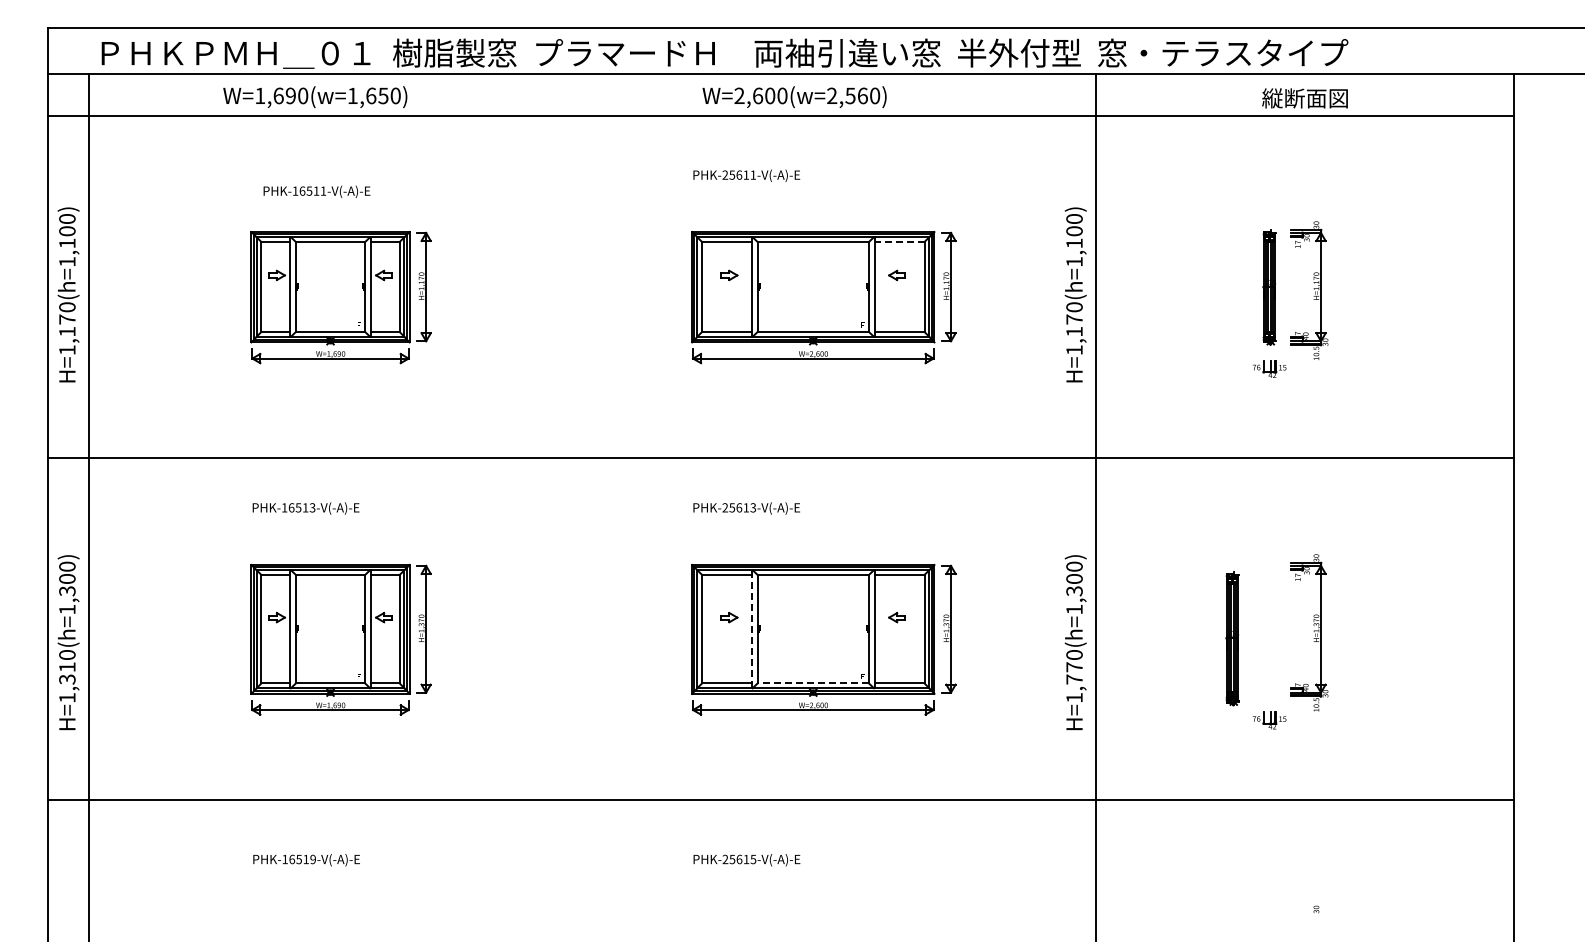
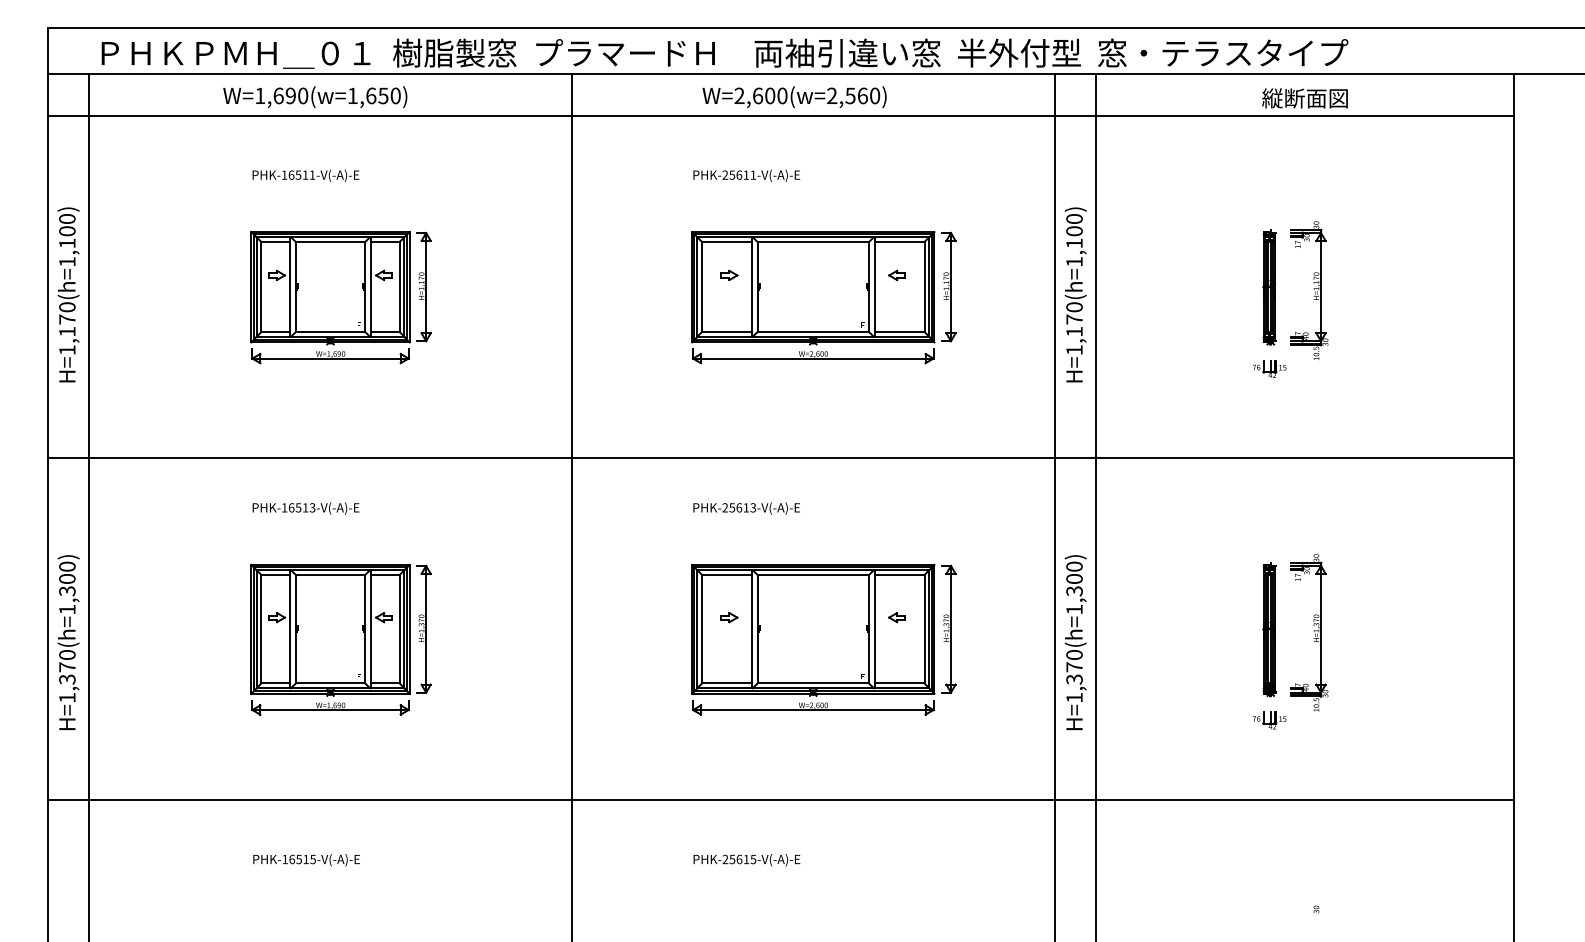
text position: (316, 191) -> (305, 175) (305, 175)
line: dashed -> solid (899, 241)
line: none -> present (571, 506)
line: none -> present (1054, 506)
line: dashed -> solid (751, 628)
part position: (1232, 638) -> (1269, 629) (1269, 629)
text: H=1,310(h=1,300) -> H=1,370(h=1,300) (67, 667)
text: H=1,770(h=1,300) -> H=1,370(h=1,300) (1074, 679)
line: dashed -> solid (813, 683)
text: PHK-16519-V(-A)-E -> PHK-16515-V(-A)-E (312, 858)
